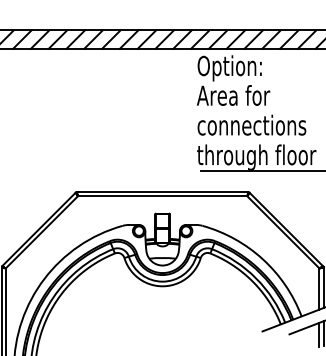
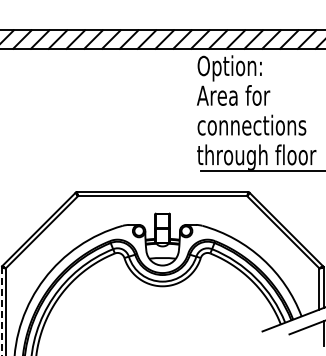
line: solid -> dashed (1, 311)
line: present -> none (319, 334)
